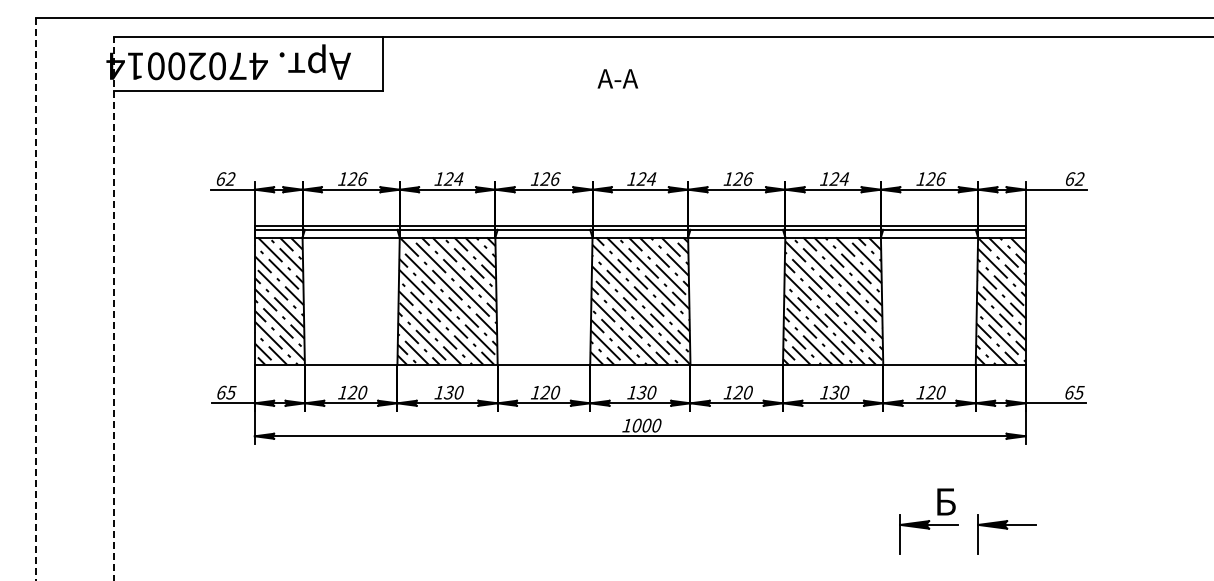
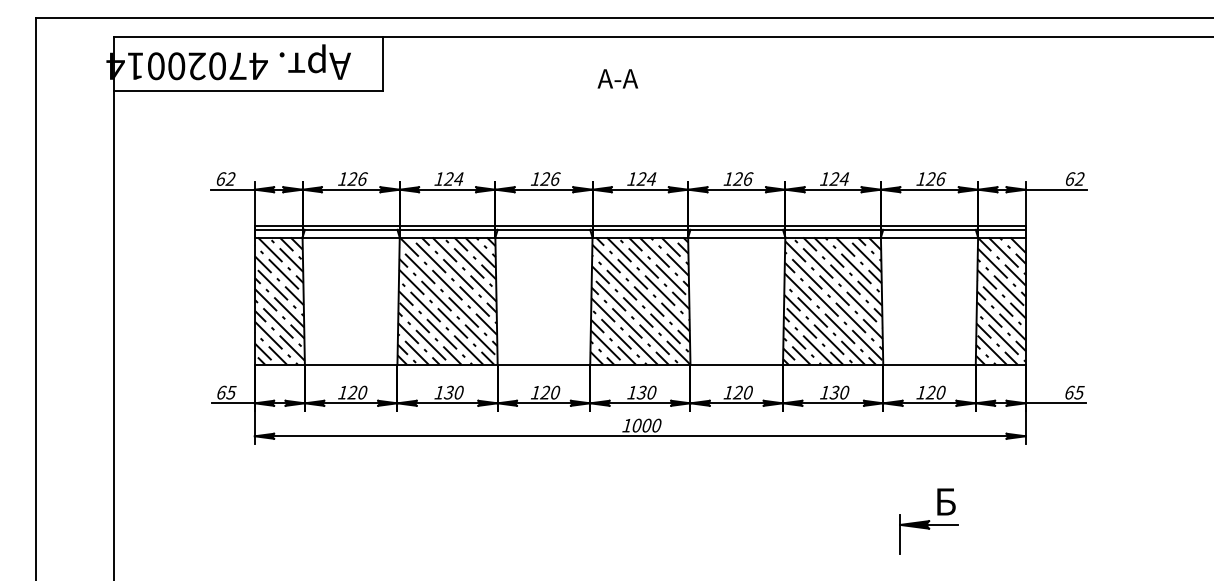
line: dashed -> solid (36, 299)
line: dashed -> solid (113, 308)
part: present -> none (1006, 534)
